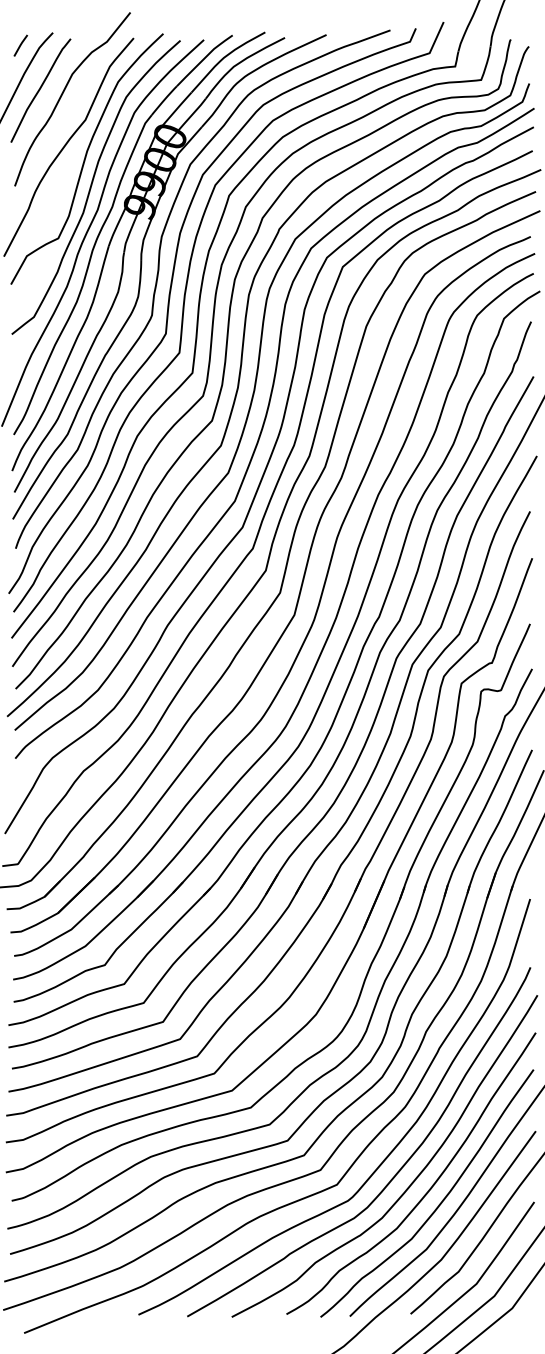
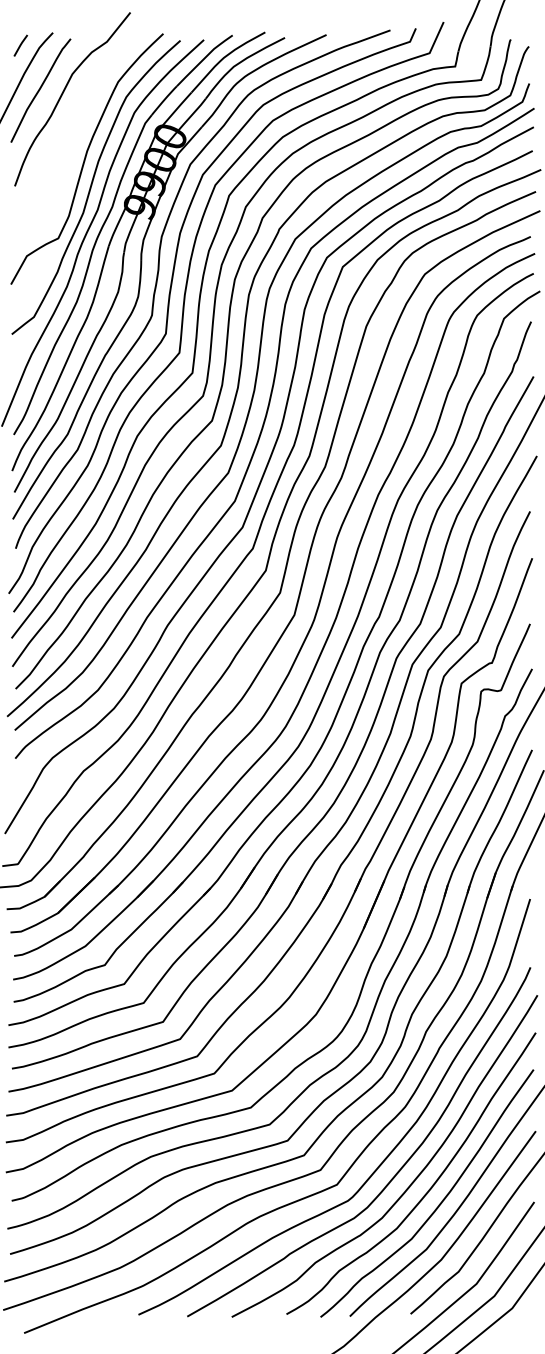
curve: present -> none (67, 144)
